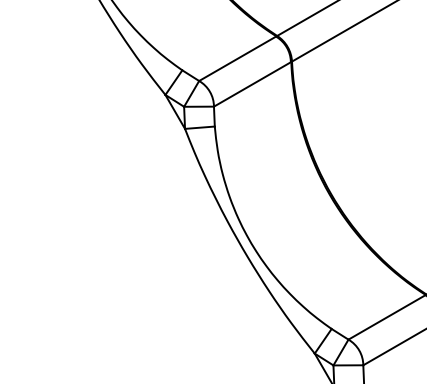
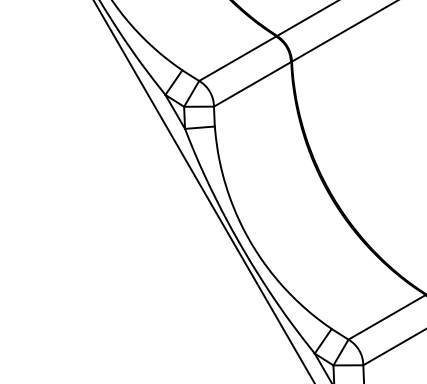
line: none -> present (203, 191)
